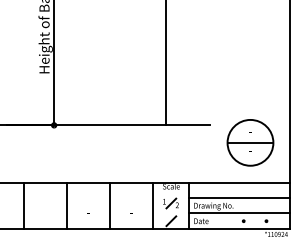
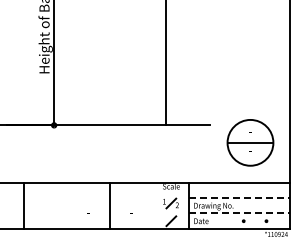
line: solid -> dashed (240, 198)
line: present -> none (66, 205)
line: present -> none (153, 205)
line: solid -> dashed (240, 213)
